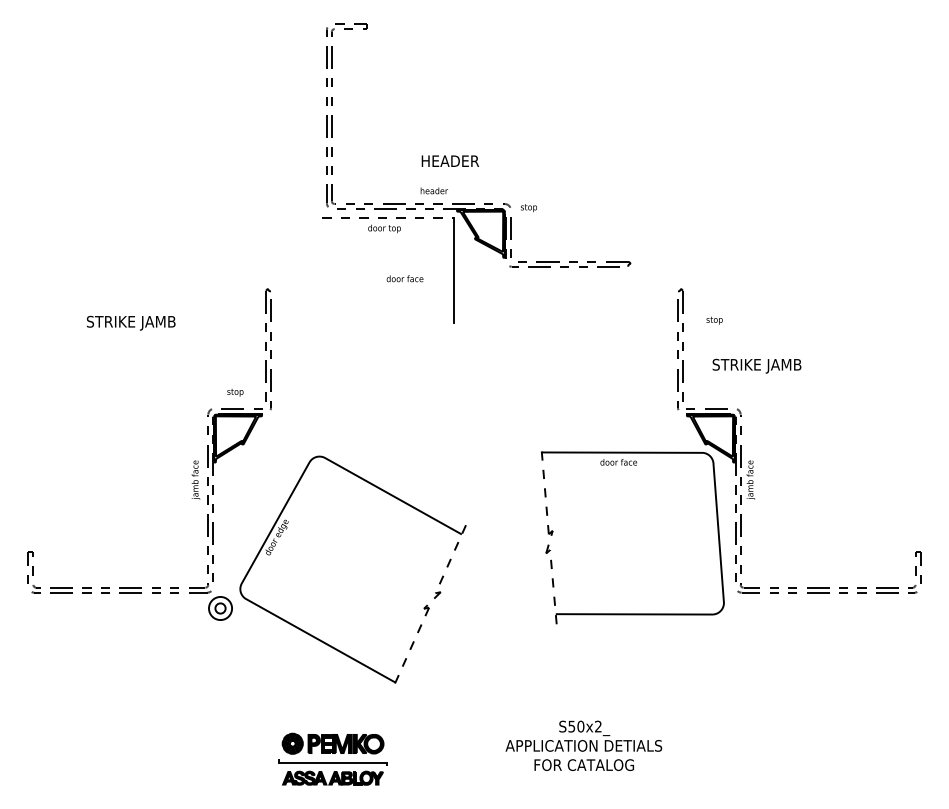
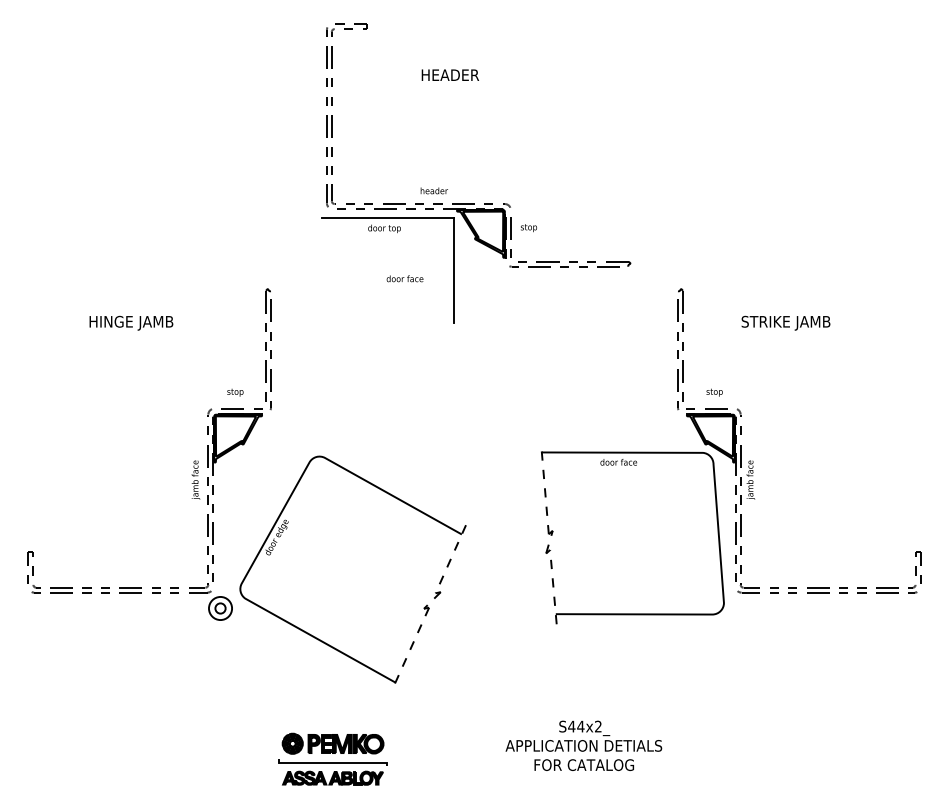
text position: (449, 160) -> (449, 74) (449, 74)
text position: (528, 208) -> (528, 228) (528, 228)
line: dashed -> solid (388, 217)
text position: (714, 320) -> (714, 392) (714, 392)
text: STRIKE JAMB -> HINGE JAMB (130, 322)
text position: (756, 365) -> (785, 322) (785, 322)
text: S50x2_ -> S44x2_ (576, 726)
